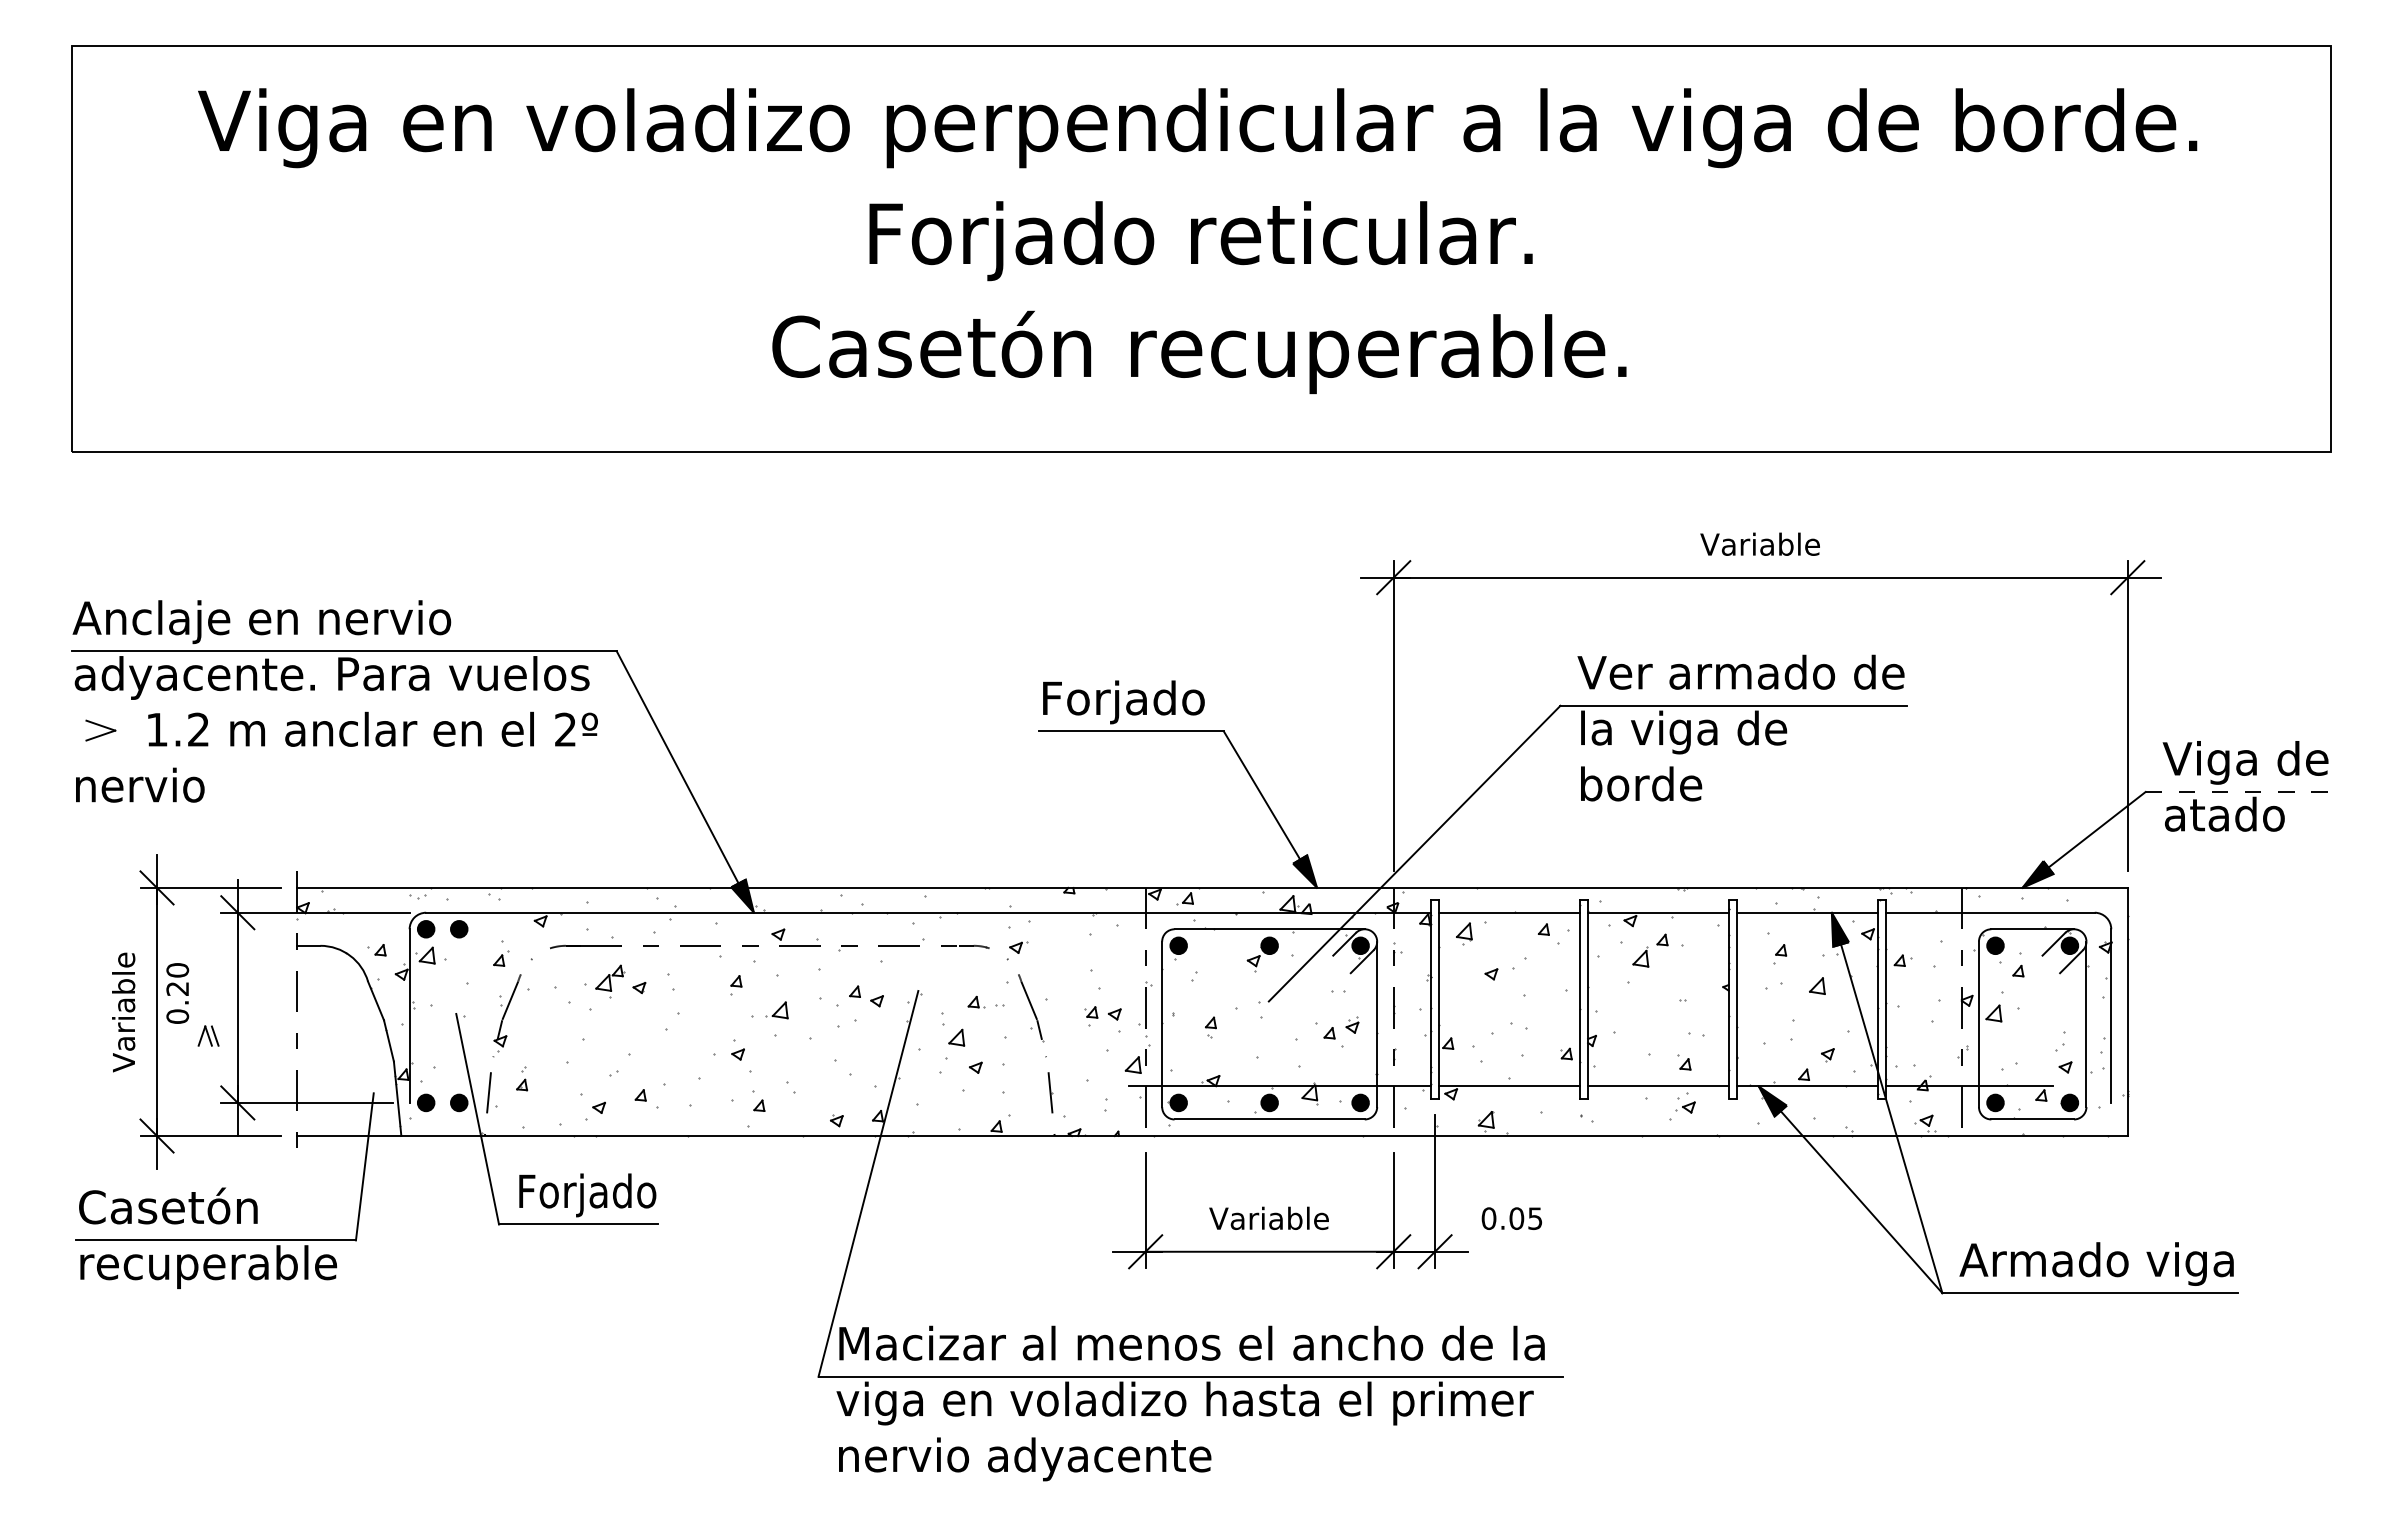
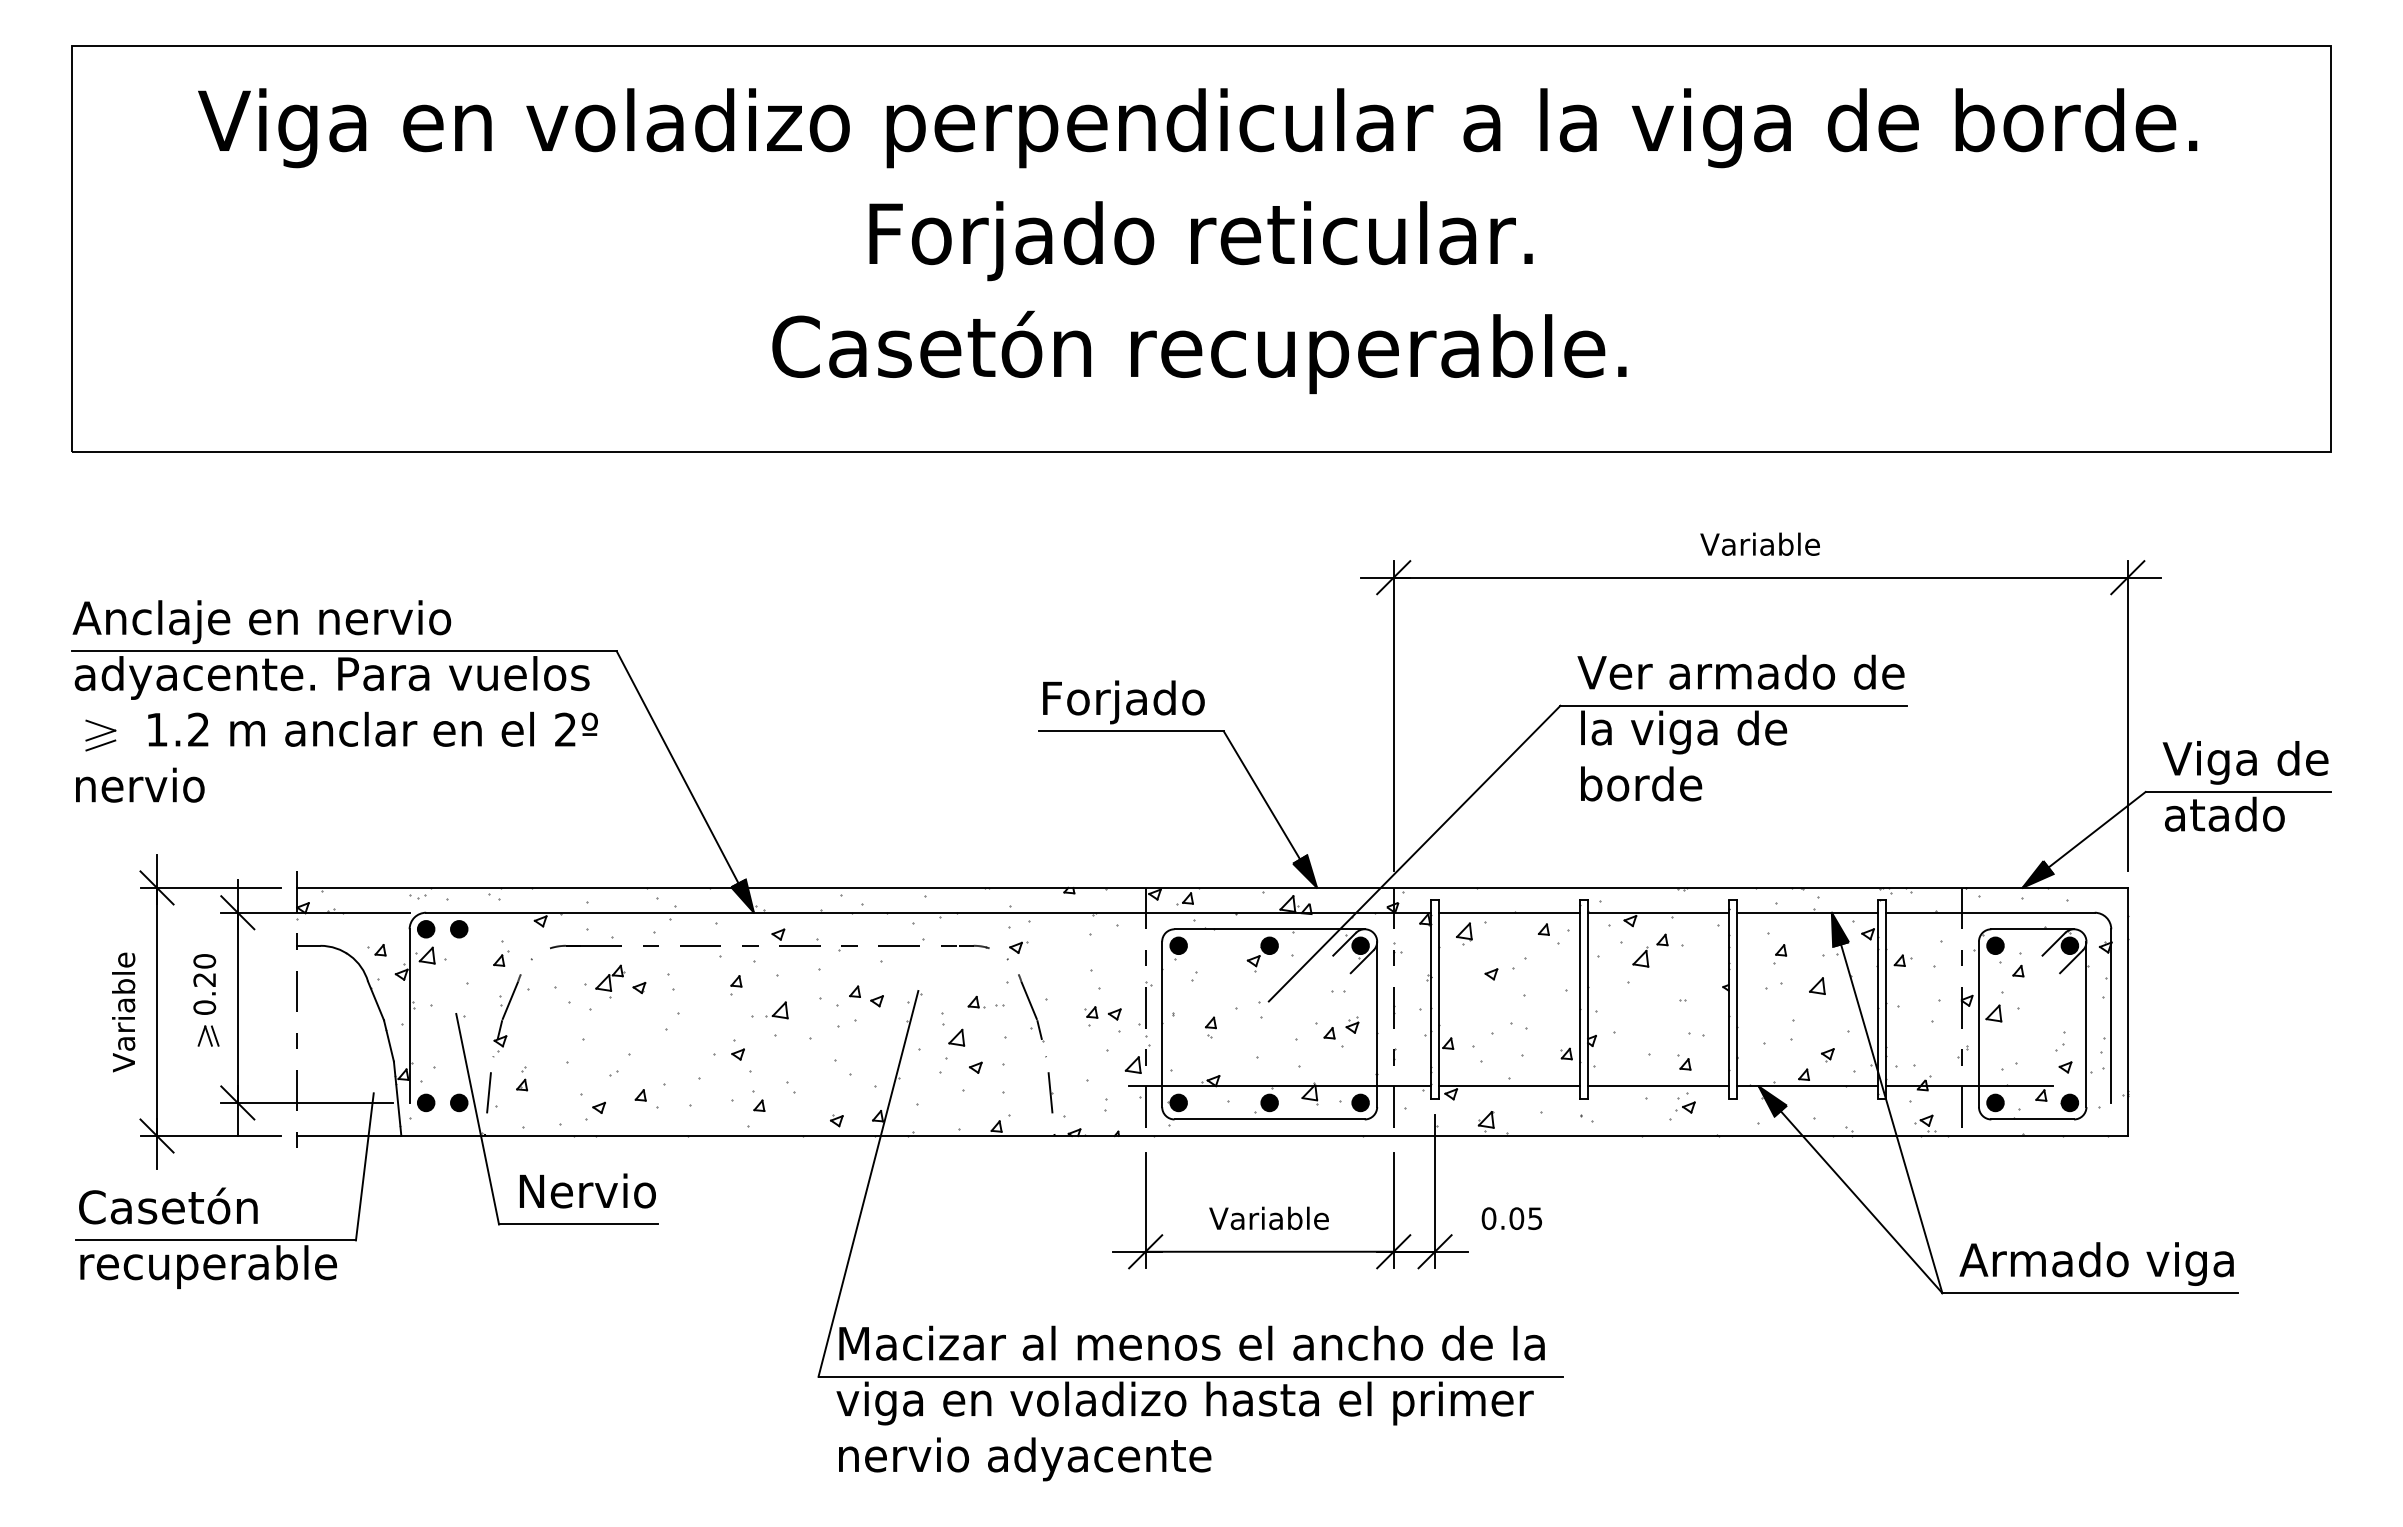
line: none -> present (100, 745)
line: dashed -> solid (2238, 791)
text position: (177, 993) -> (204, 984) (204, 984)
text: Forjado -> Nervio (587, 1195)
